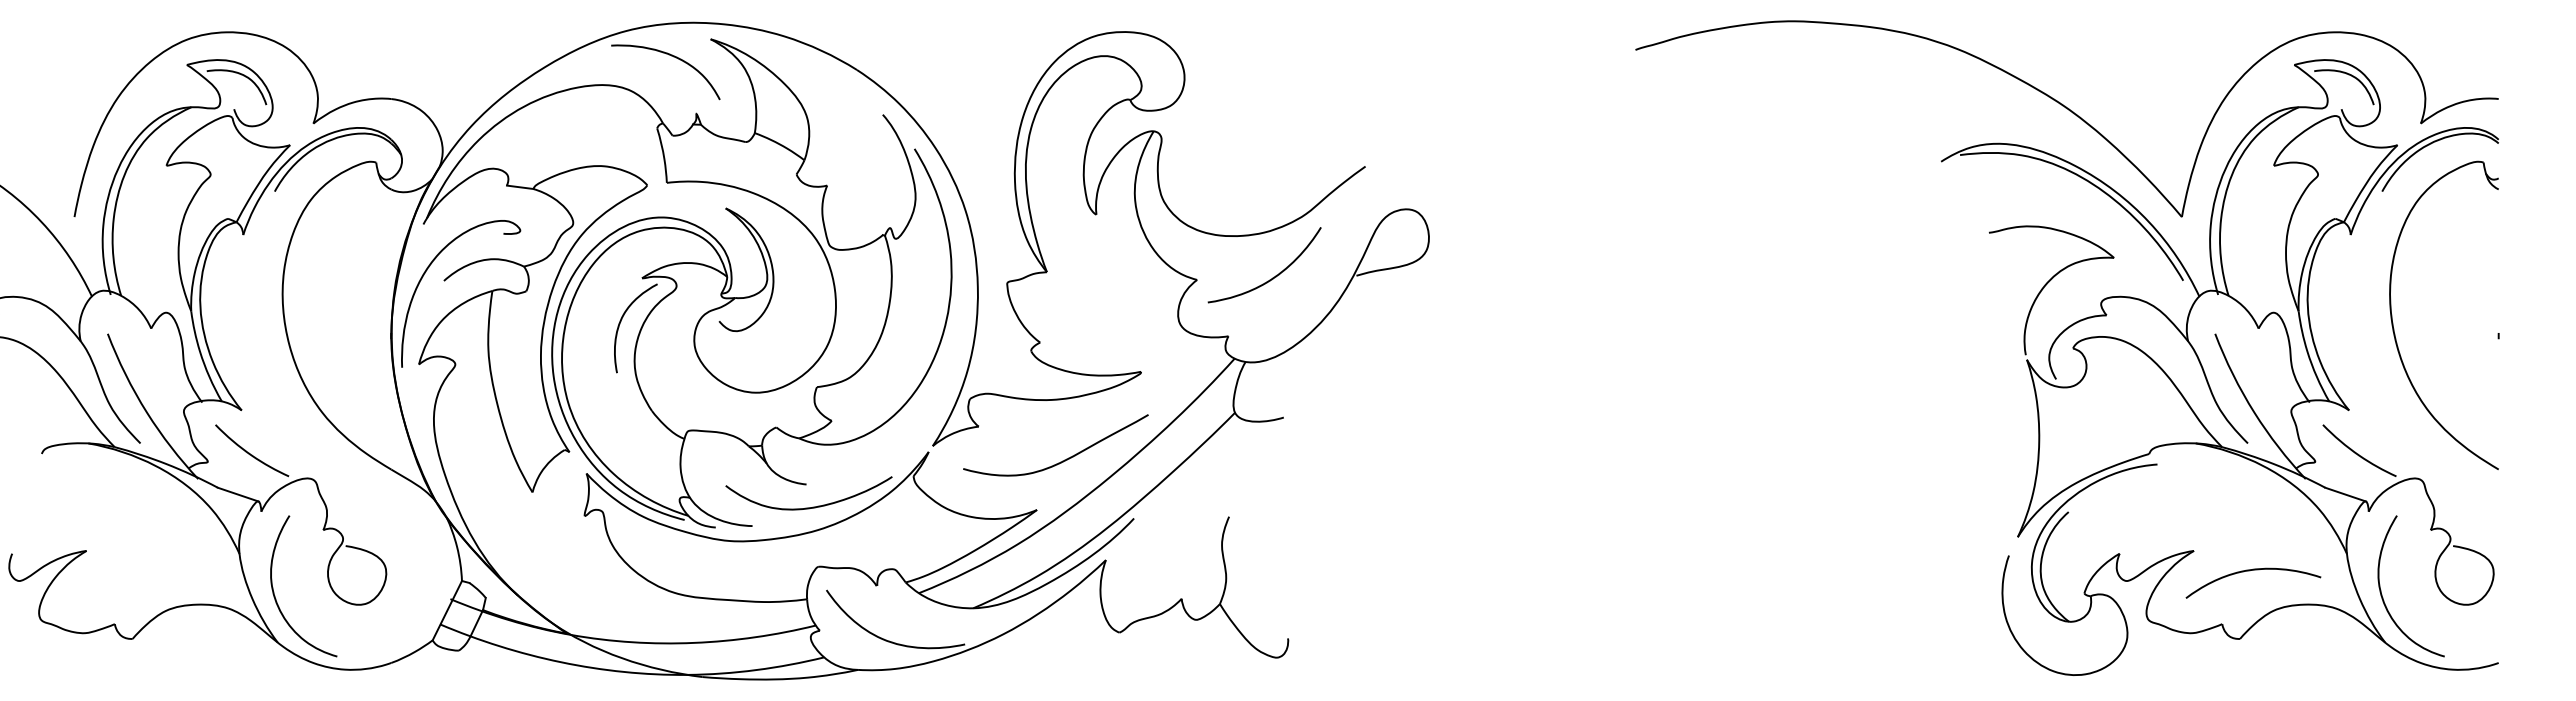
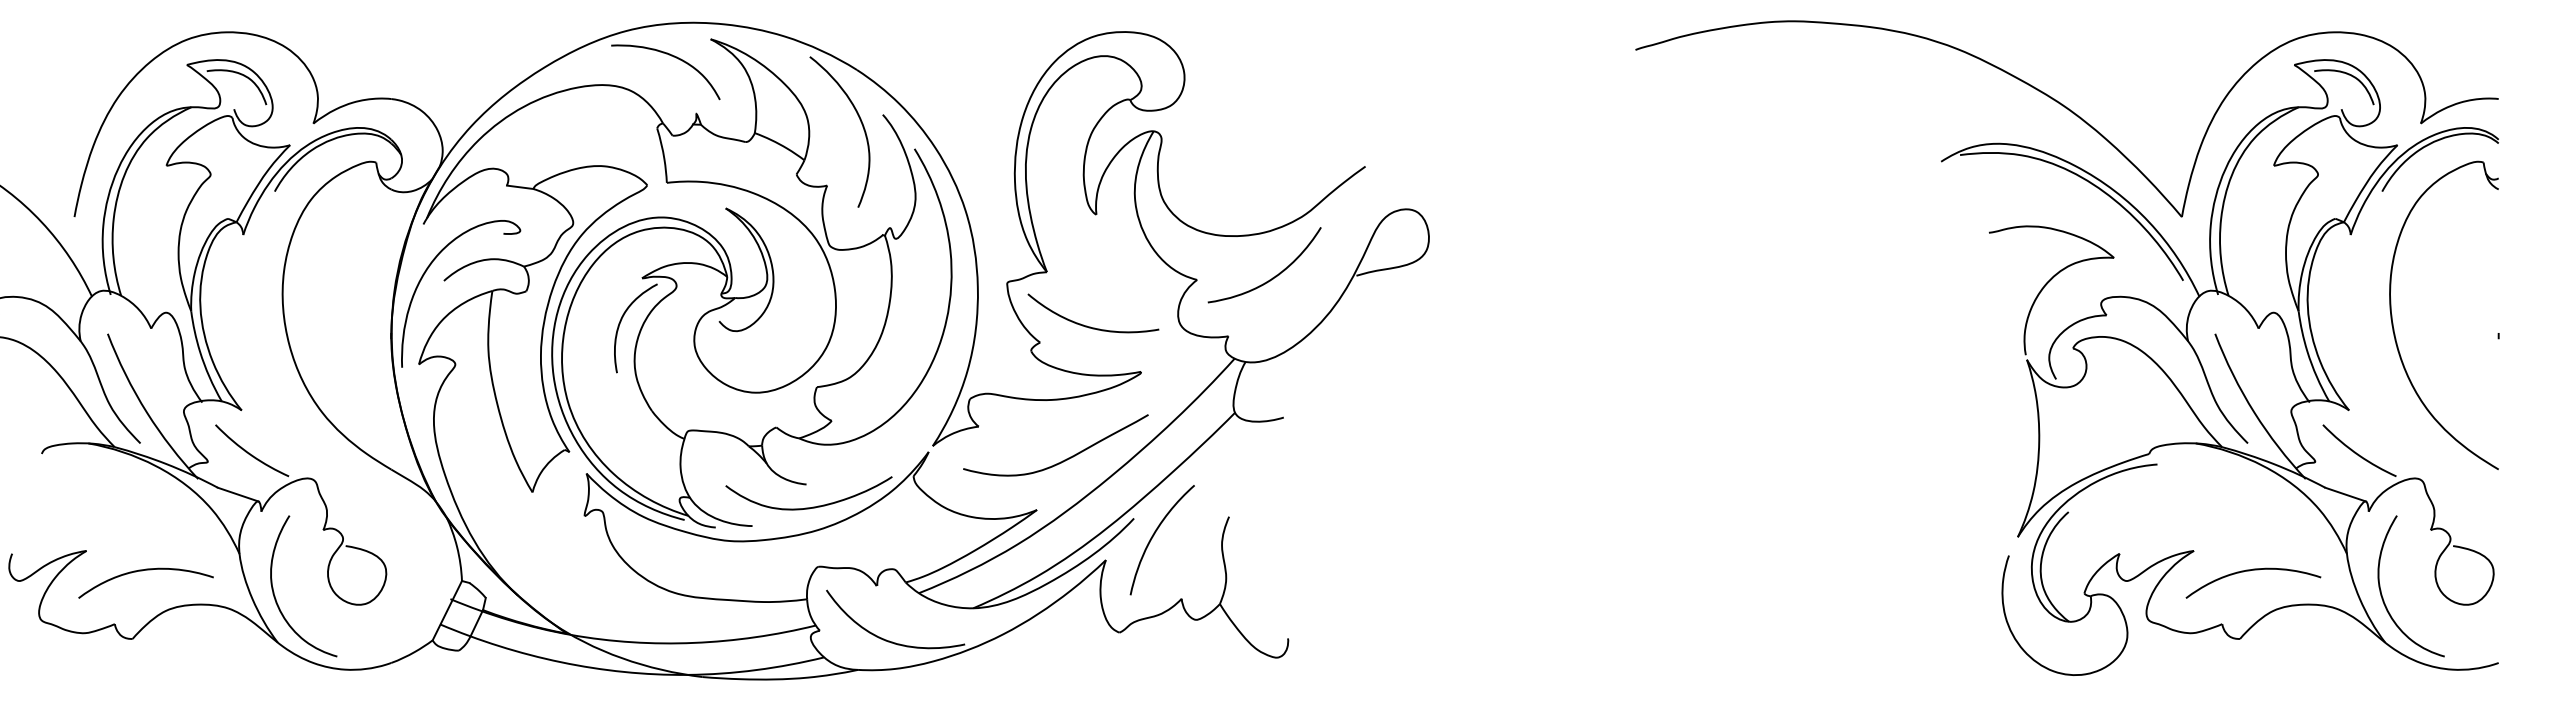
curve: none -> present (860, 122)
curve: none -> present (1090, 326)
curve: none -> present (1153, 537)
curve: none -> present (142, 571)
